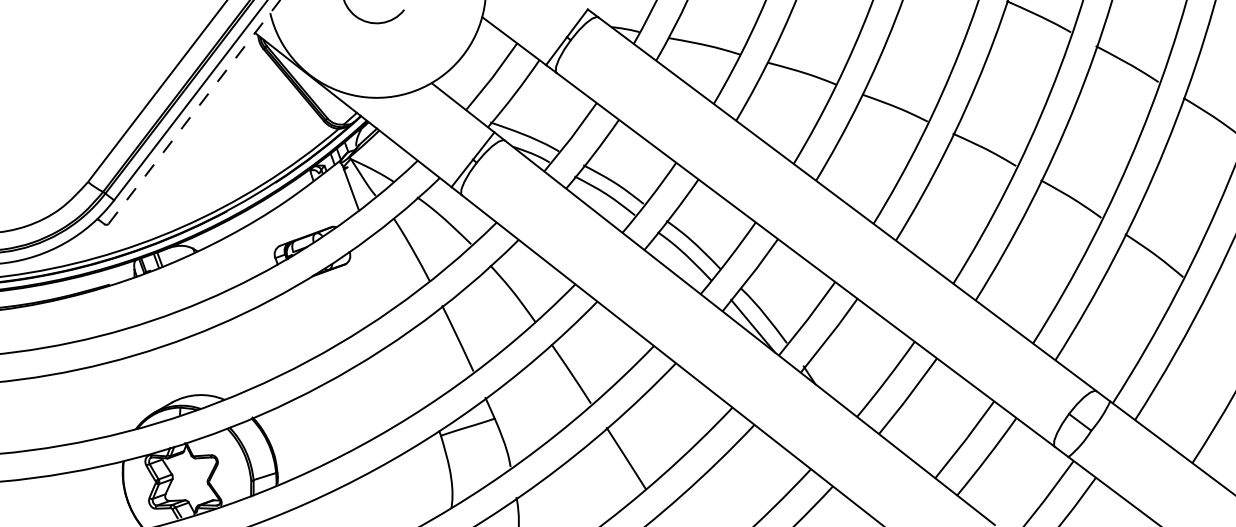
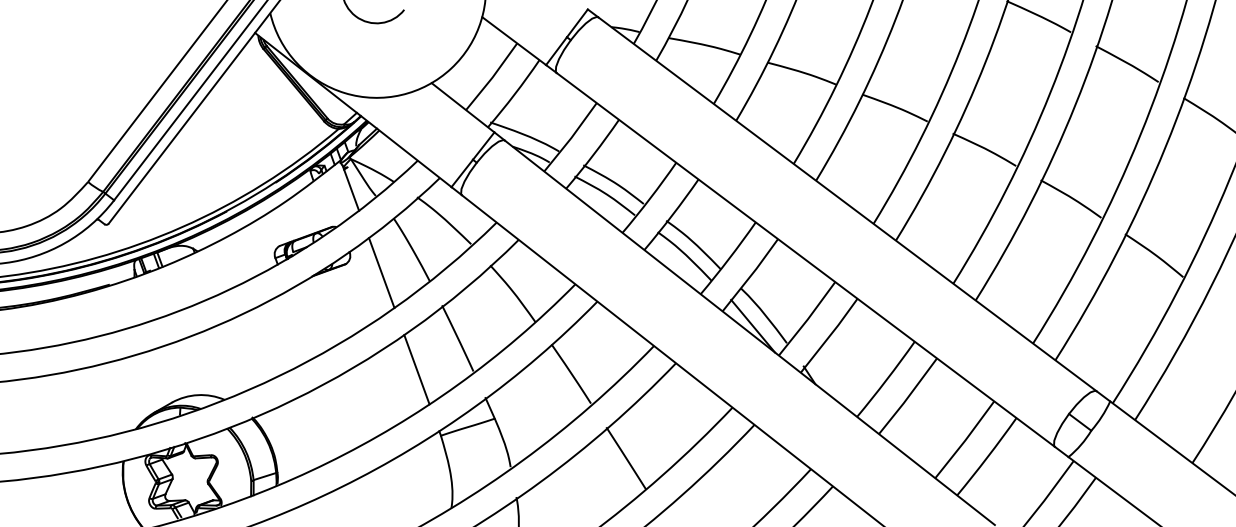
line: dashed -> solid (194, 112)
line: none -> present (381, 273)
line: none -> present (416, 369)
